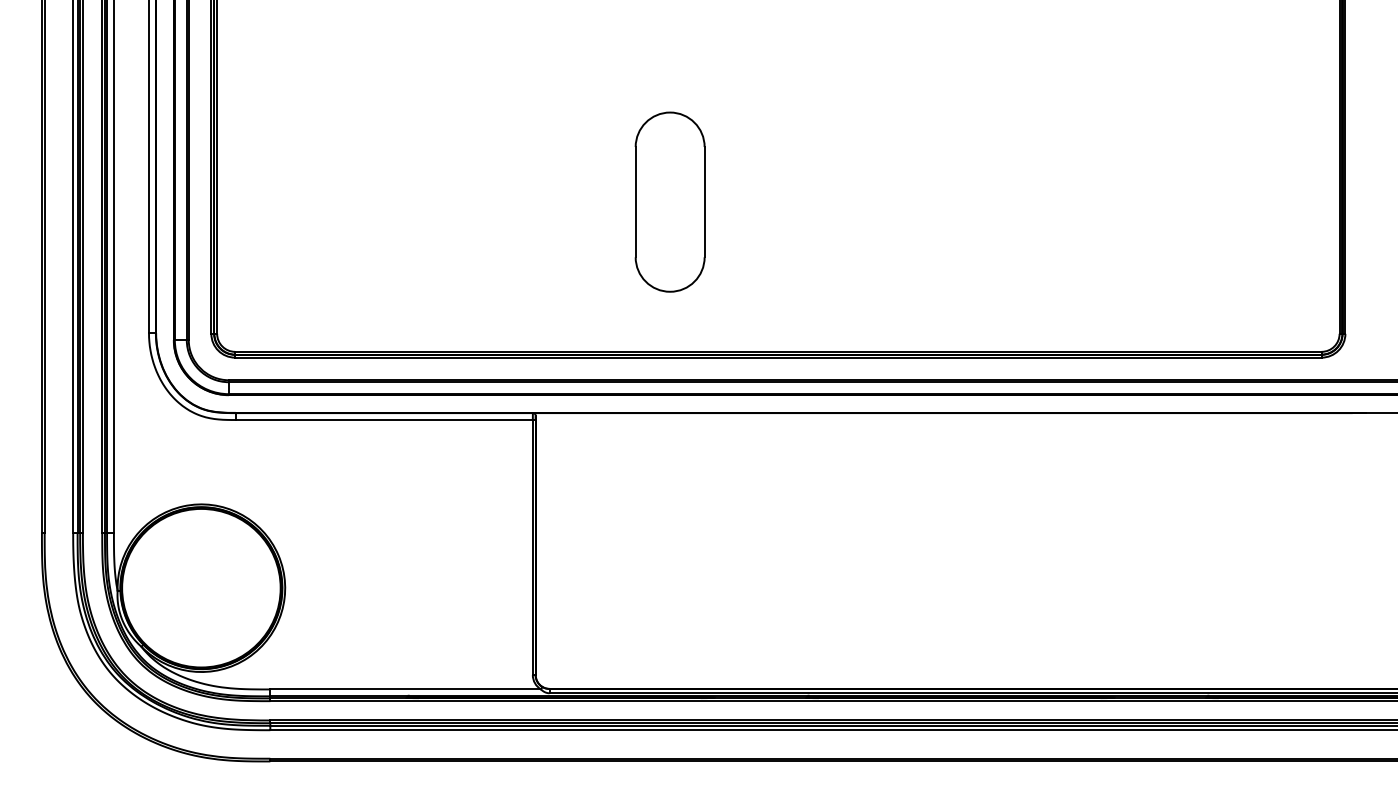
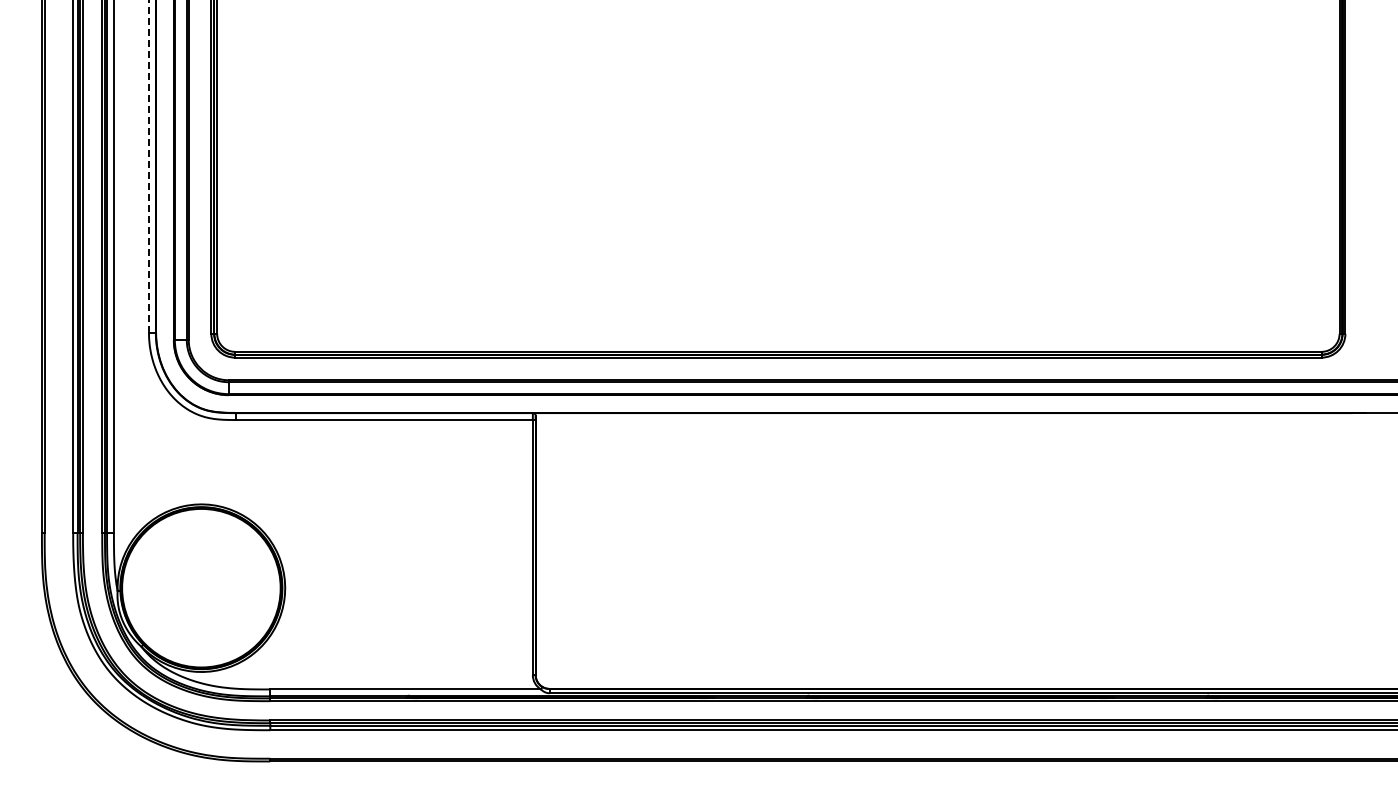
line: solid -> dashed (149, 166)
part: present -> none (669, 201)
